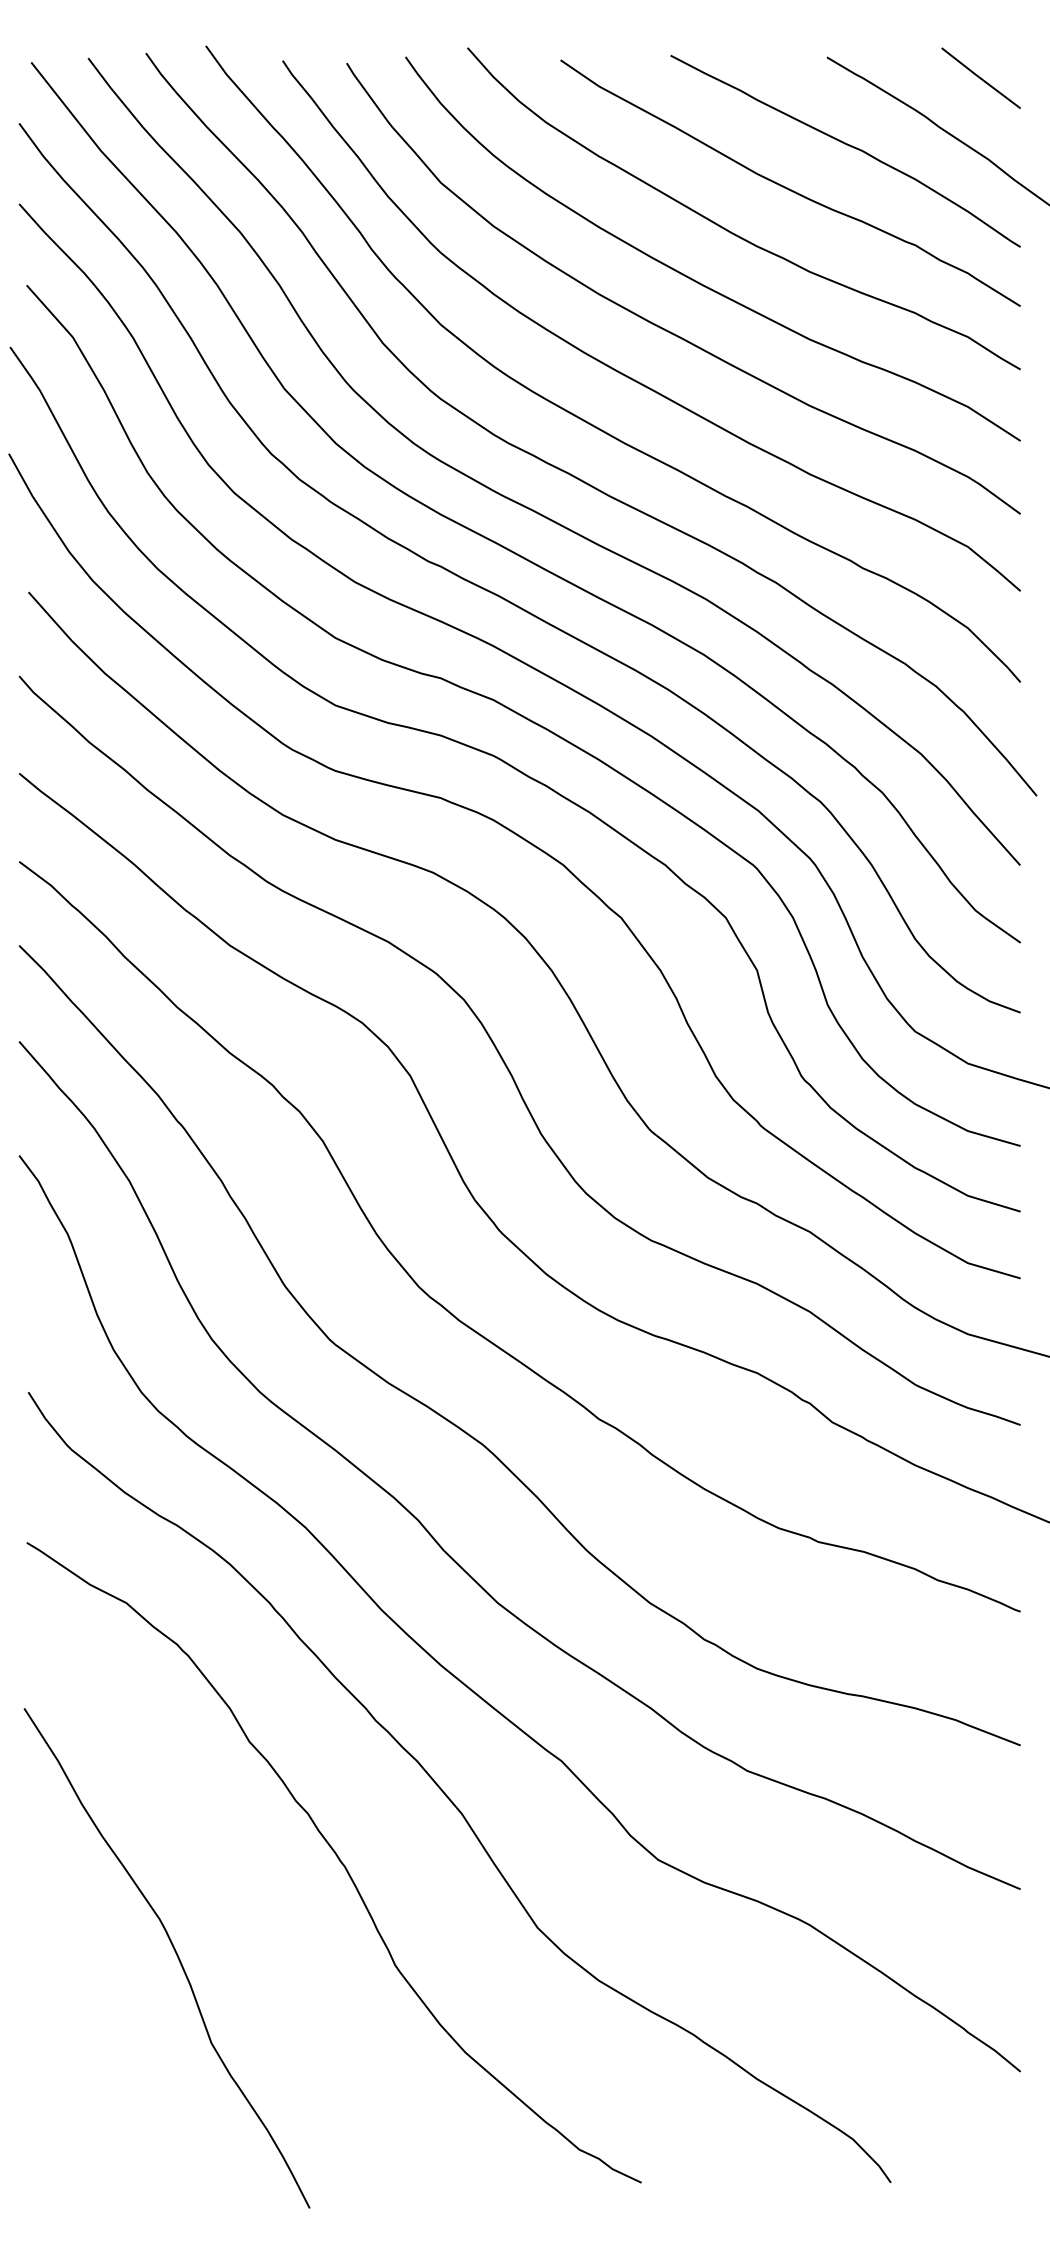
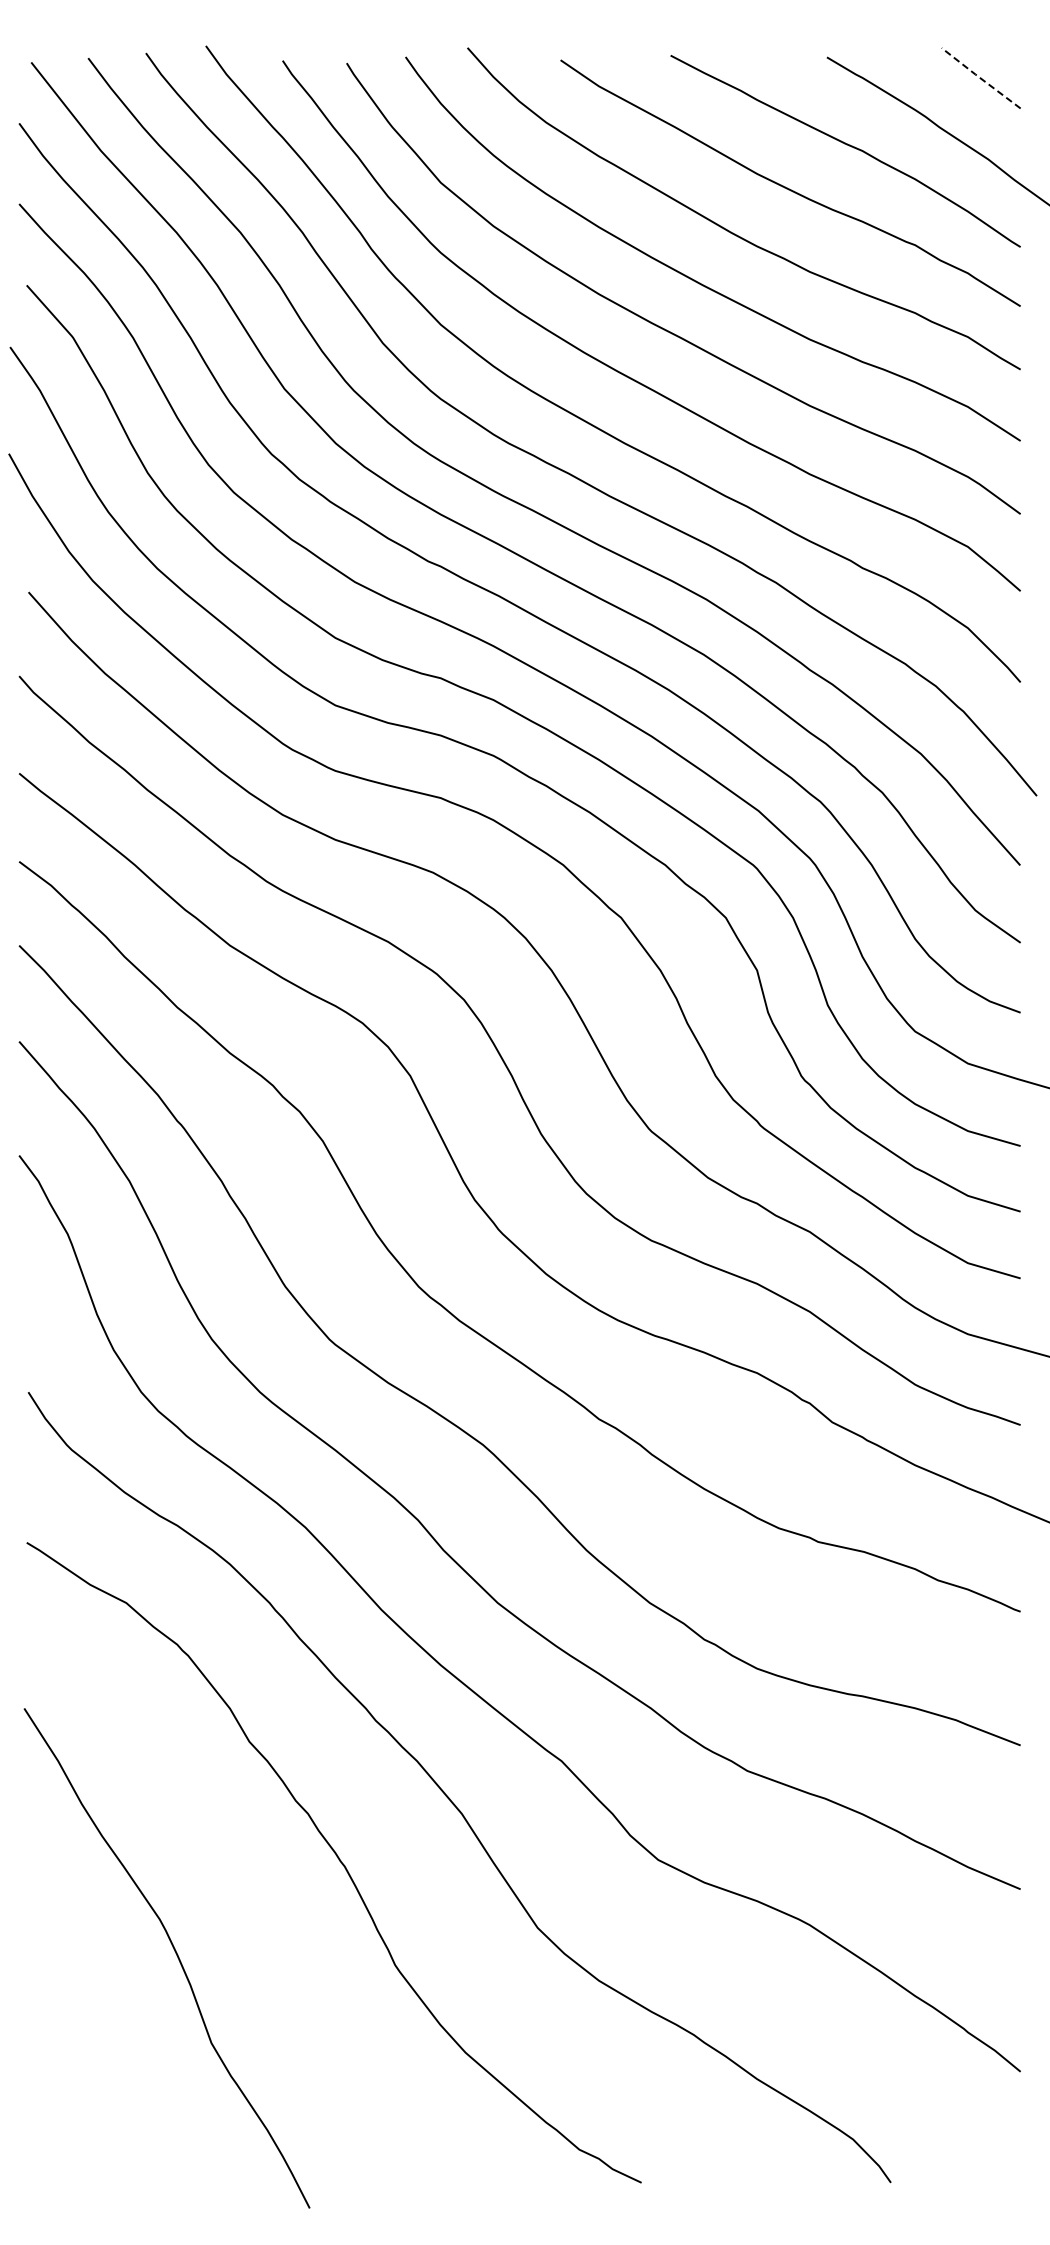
line: solid -> dashed (980, 78)
